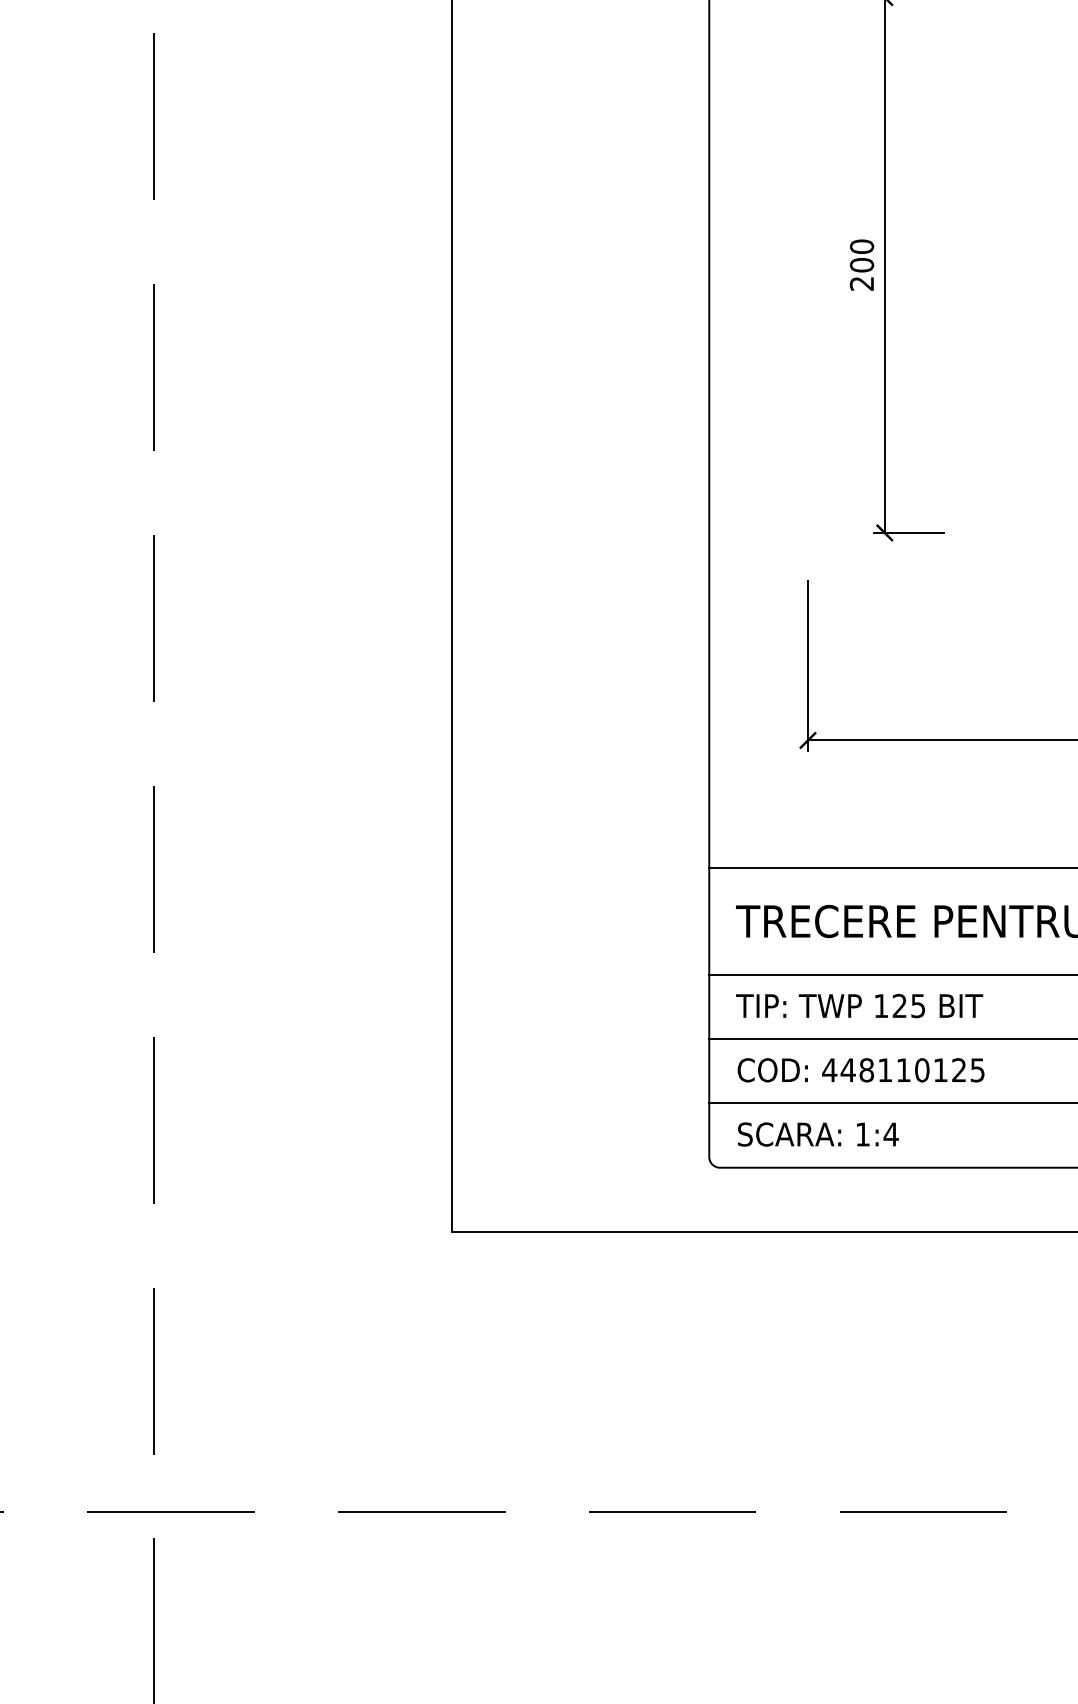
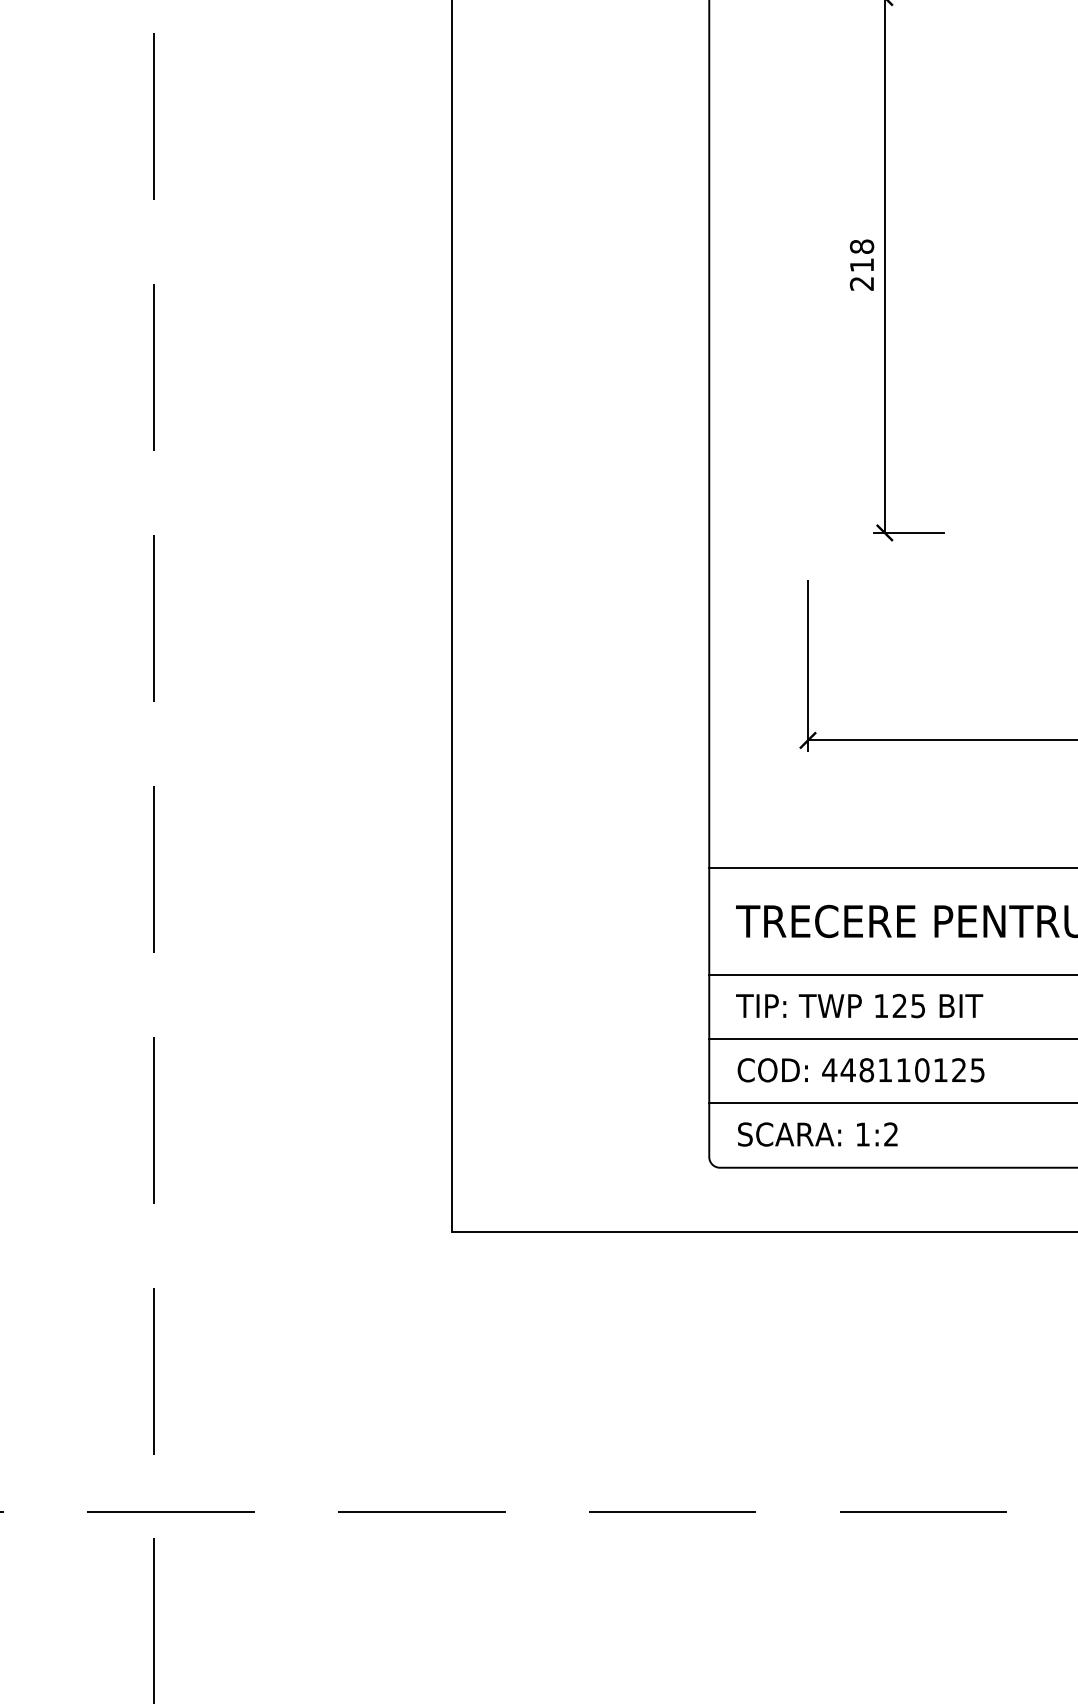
text: 200 -> 218 (861, 255)
text: 1:4 -> 1:2 (890, 1134)
